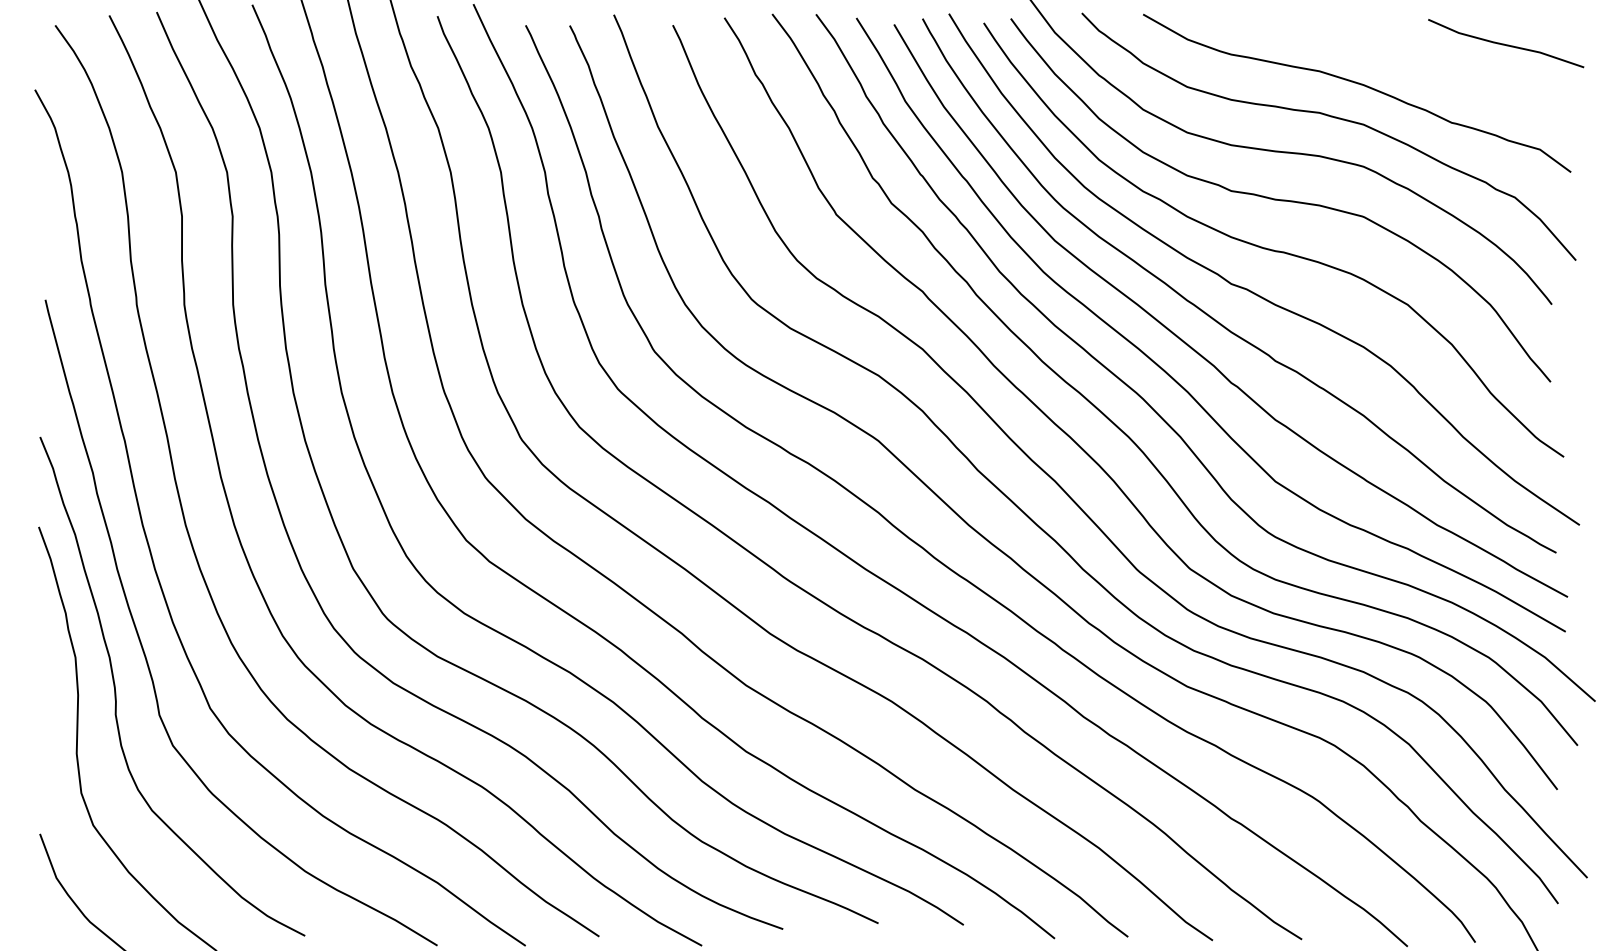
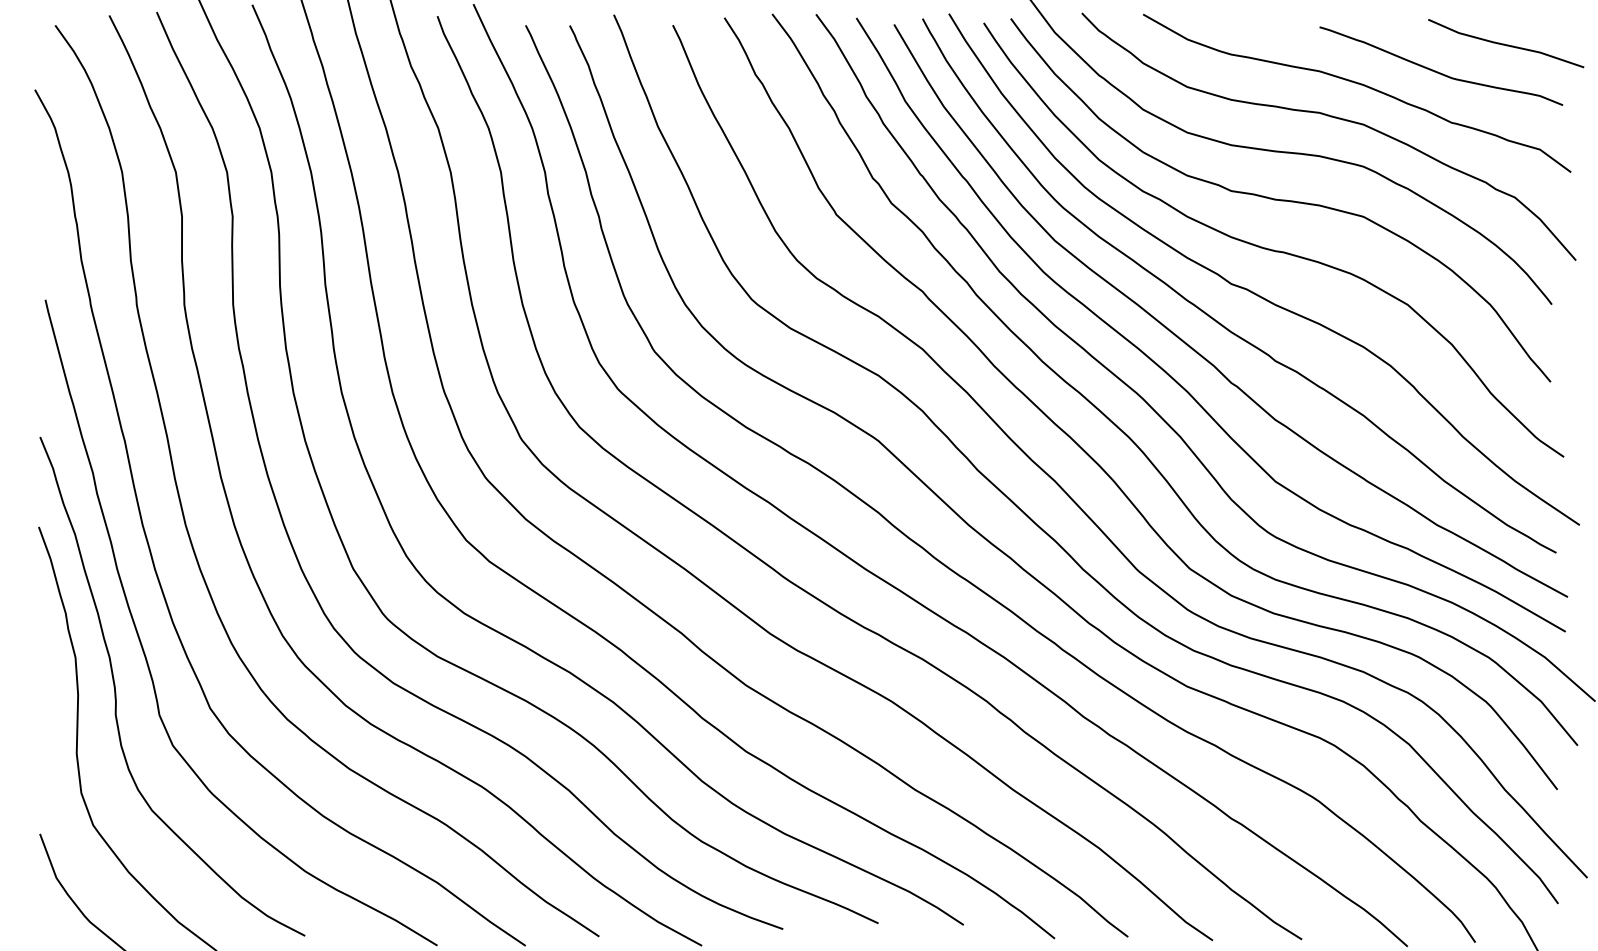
curve: none -> present (1438, 71)
